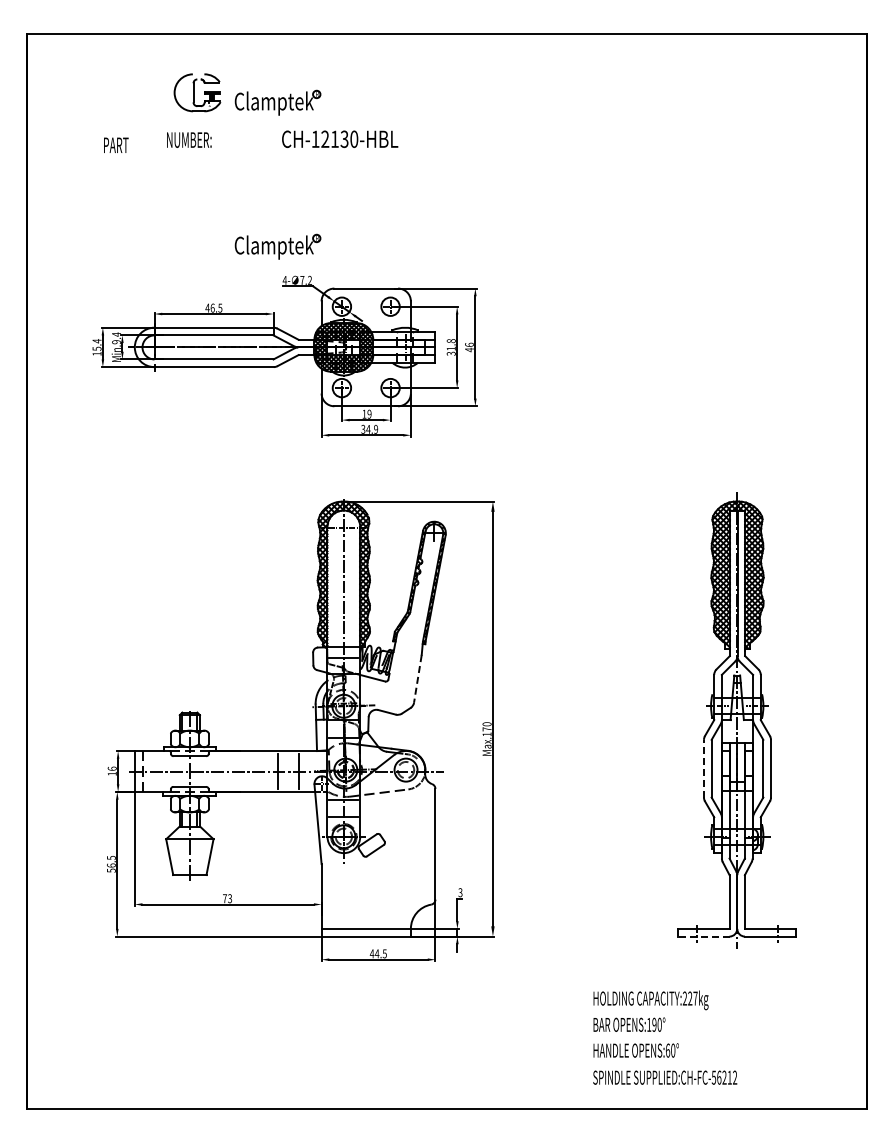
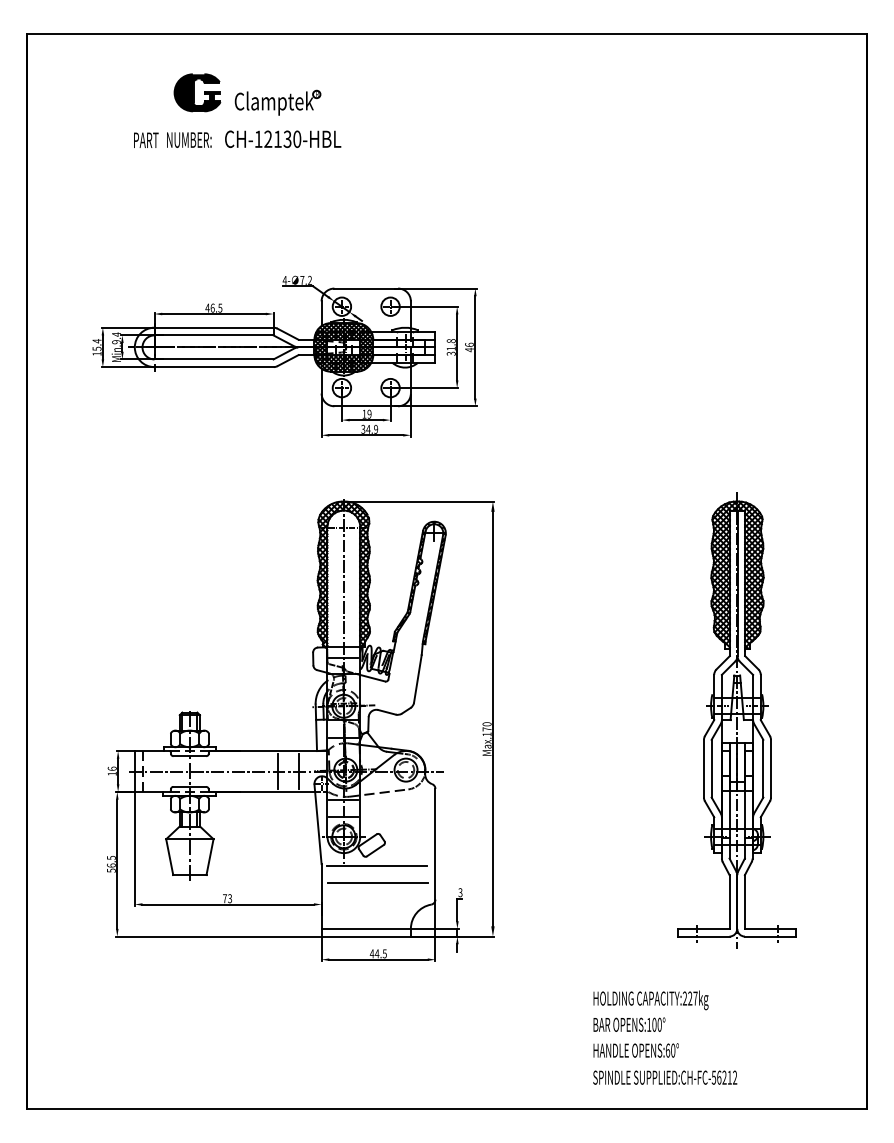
fill: none -> present (197, 92)
text position: (340, 138) -> (283, 138) (283, 138)
text position: (116, 144) -> (146, 139) (146, 139)
part: present -> none (277, 246)
line: dashed -> solid (417, 679)
line: dashed -> solid (703, 768)
line: none -> present (377, 866)
line: none -> present (377, 882)
line: dashed -> solid (703, 936)
text: OPENS:190° -> OPENS:100° (654, 1024)
